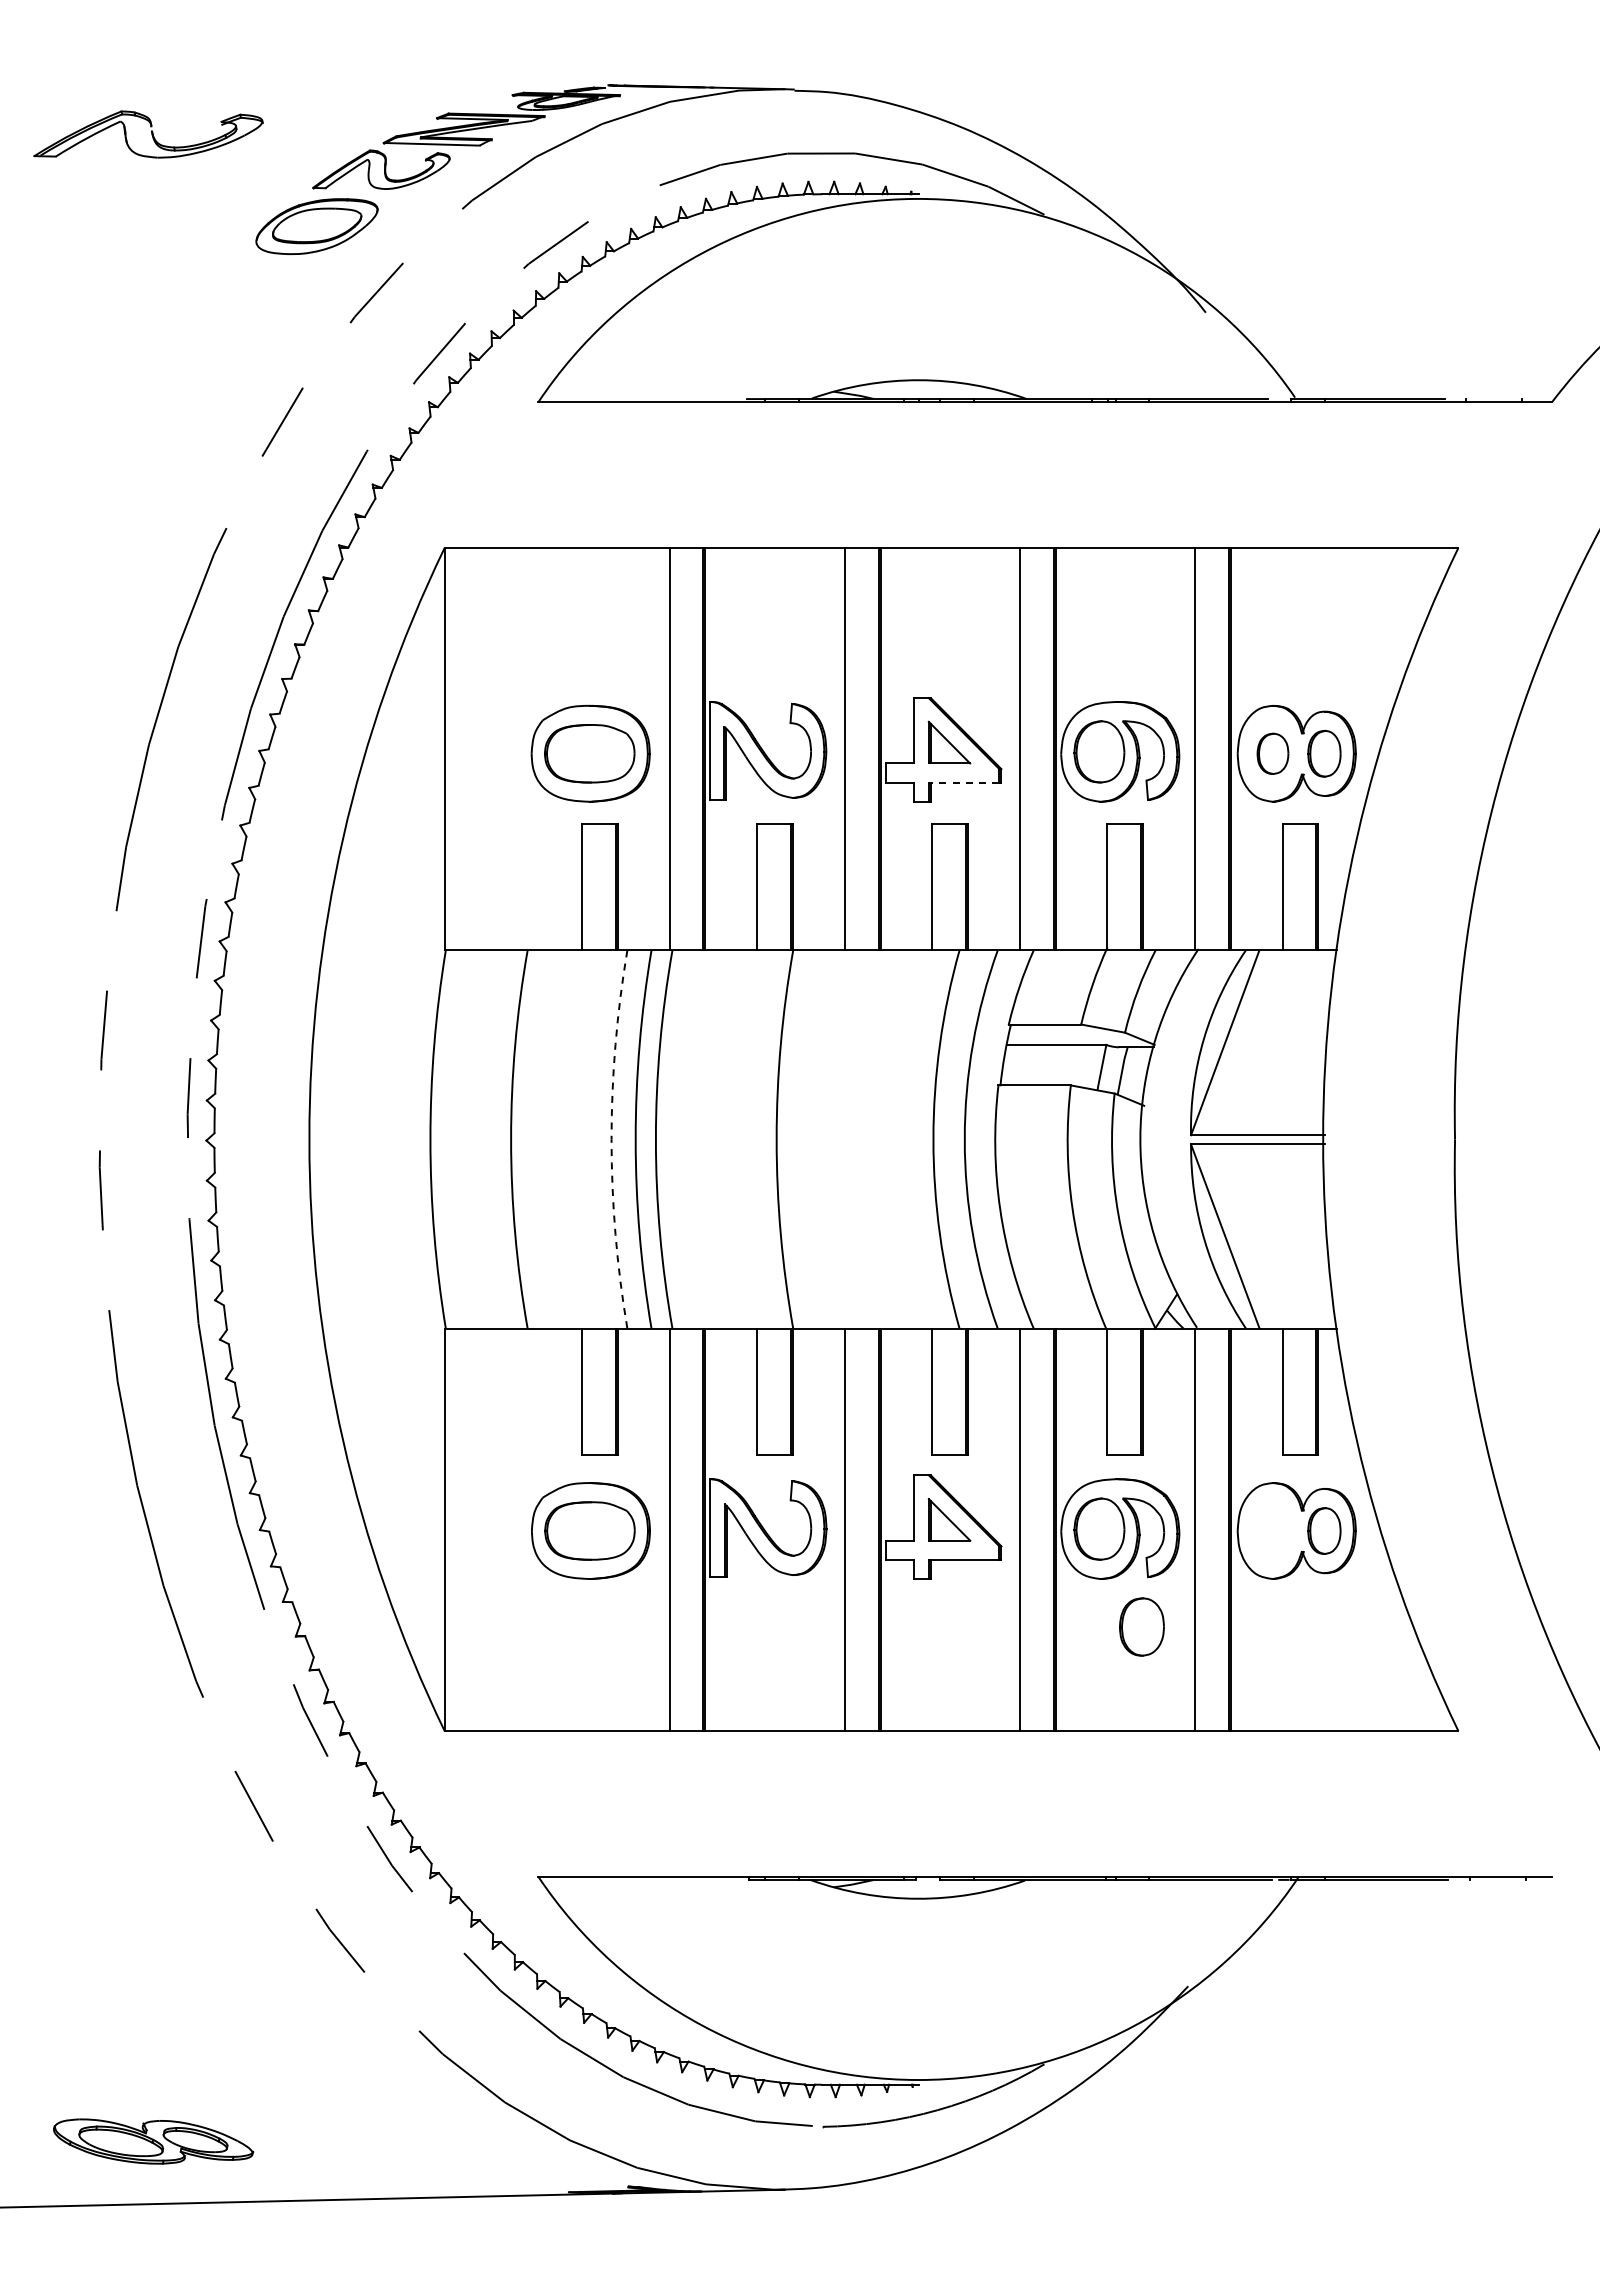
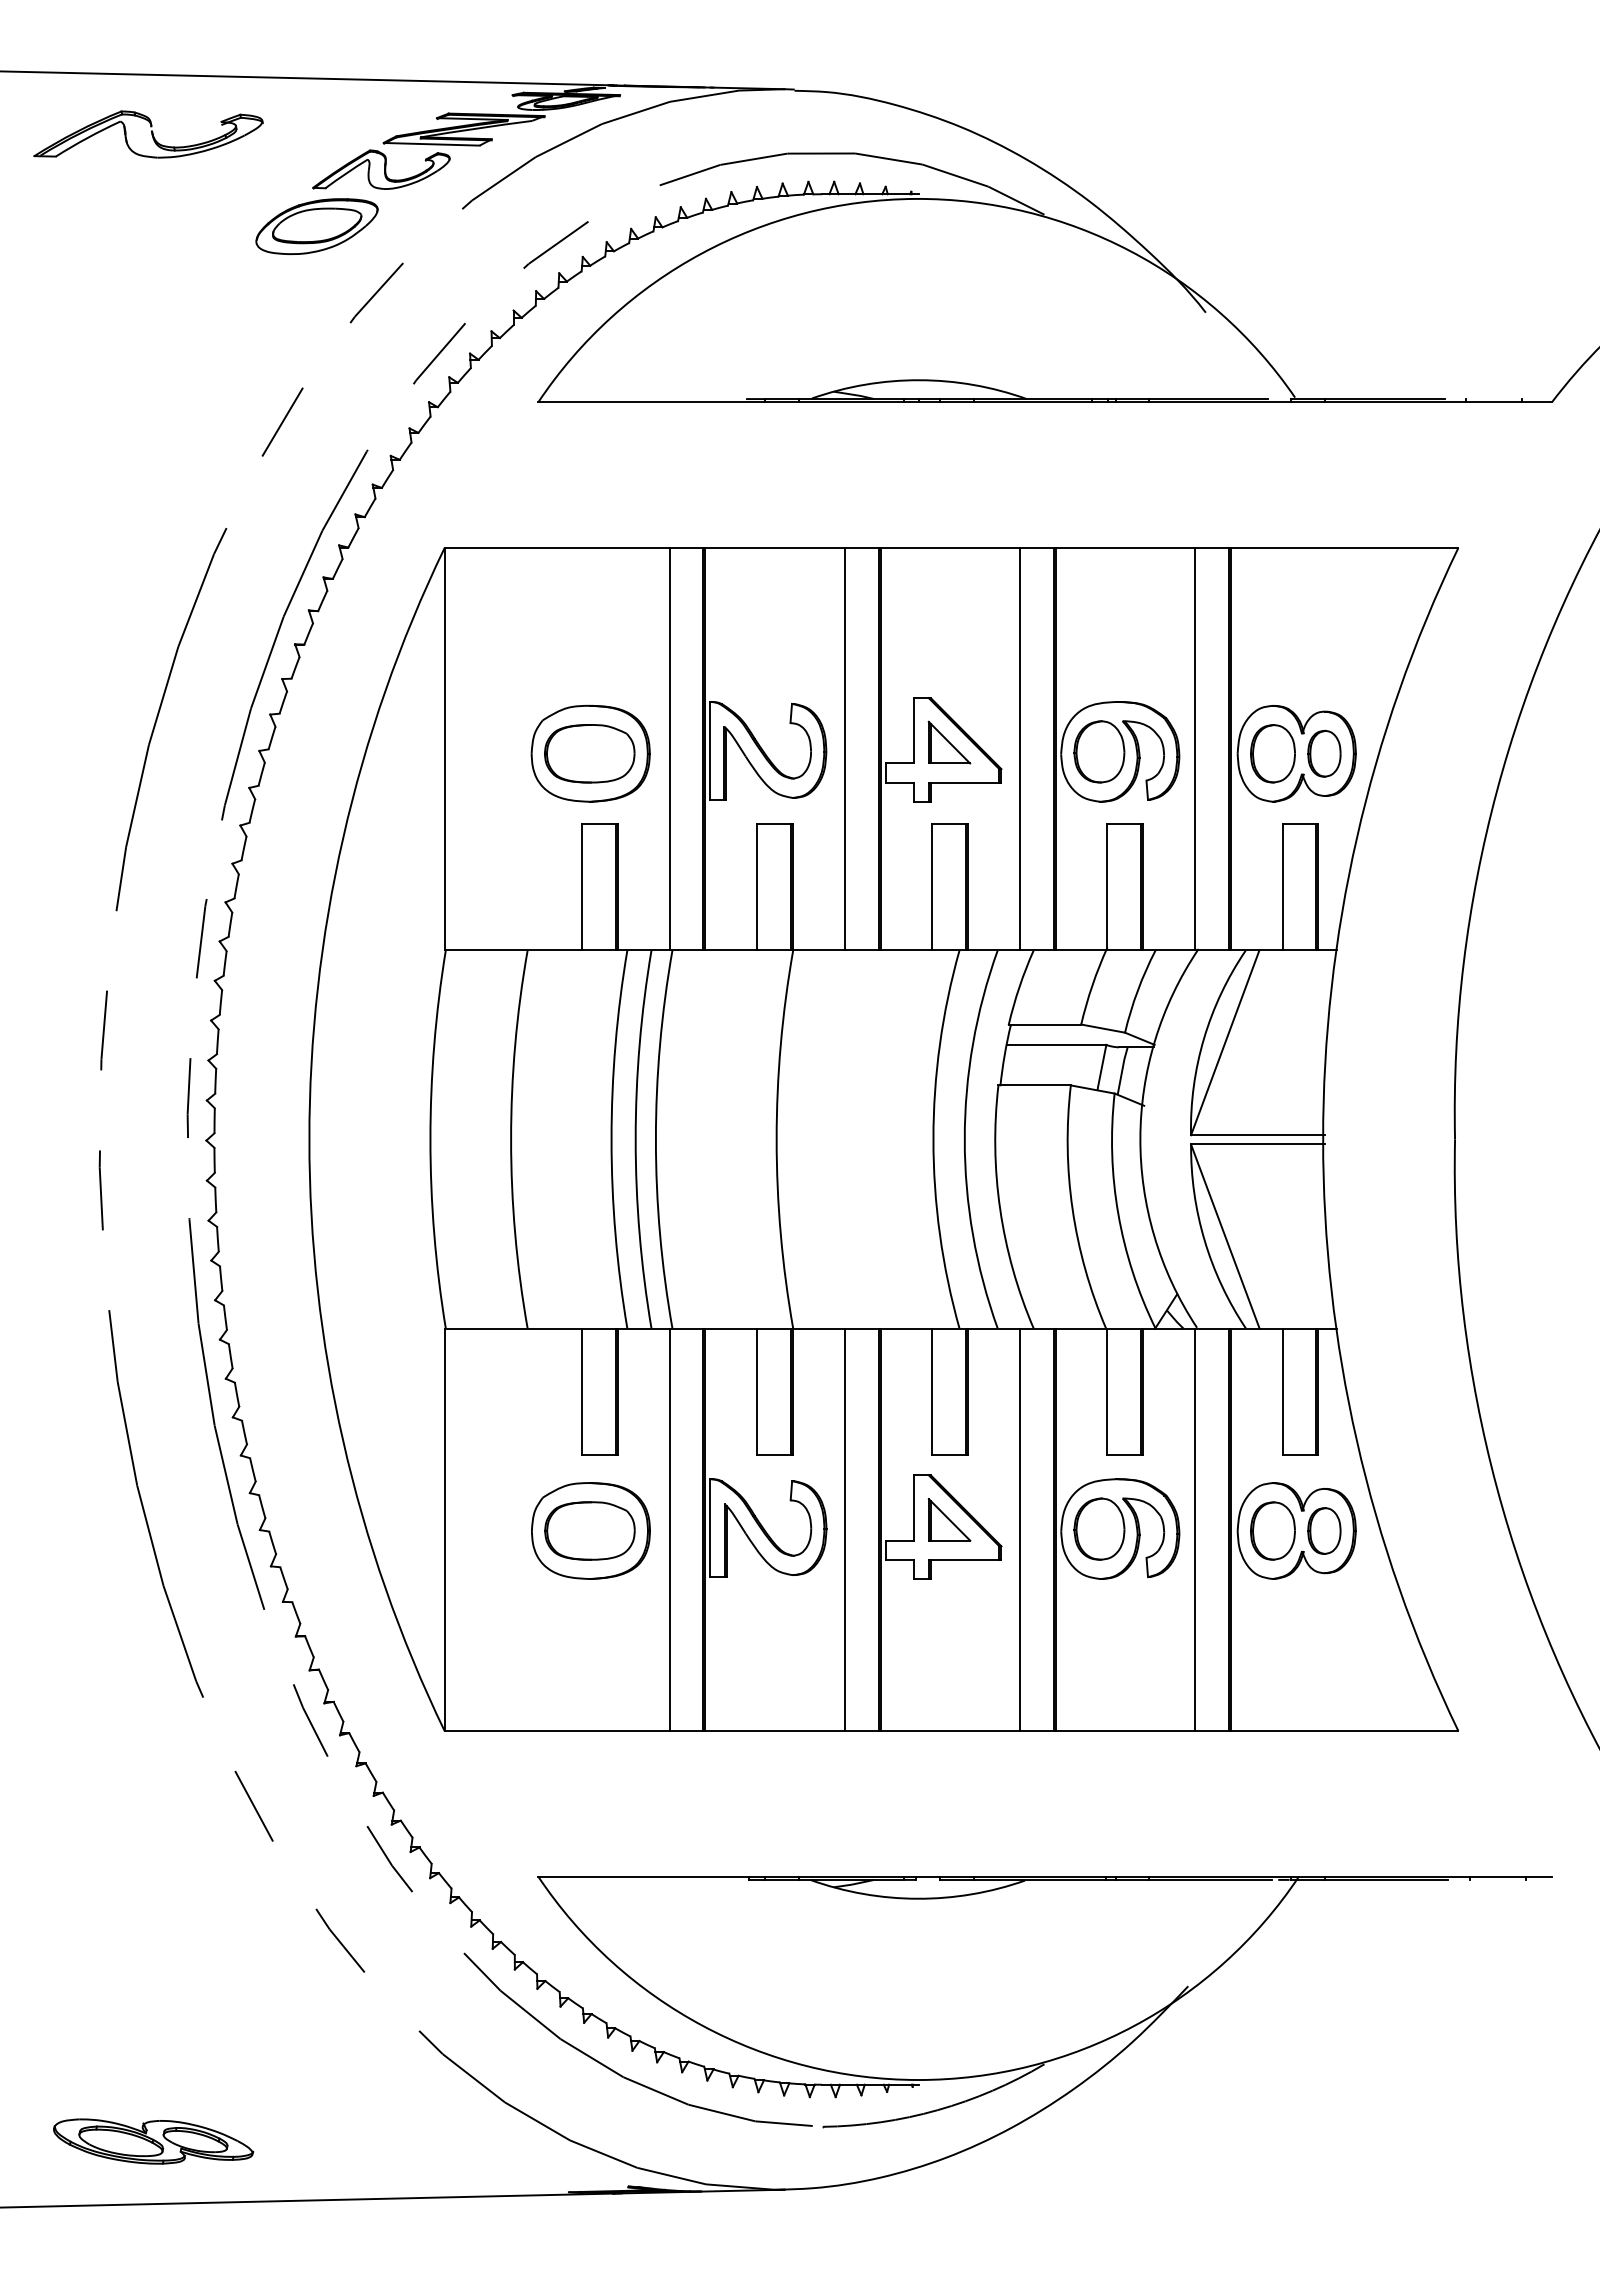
line: none -> present (307, 78)
part size: 34x43 px -> 46x60 px (1272, 753)
line: dashed -> solid (963, 782)
arc: dashed -> solid (611, 1139)
part position: (1141, 1626) -> (1272, 1530) (1272, 1530)
